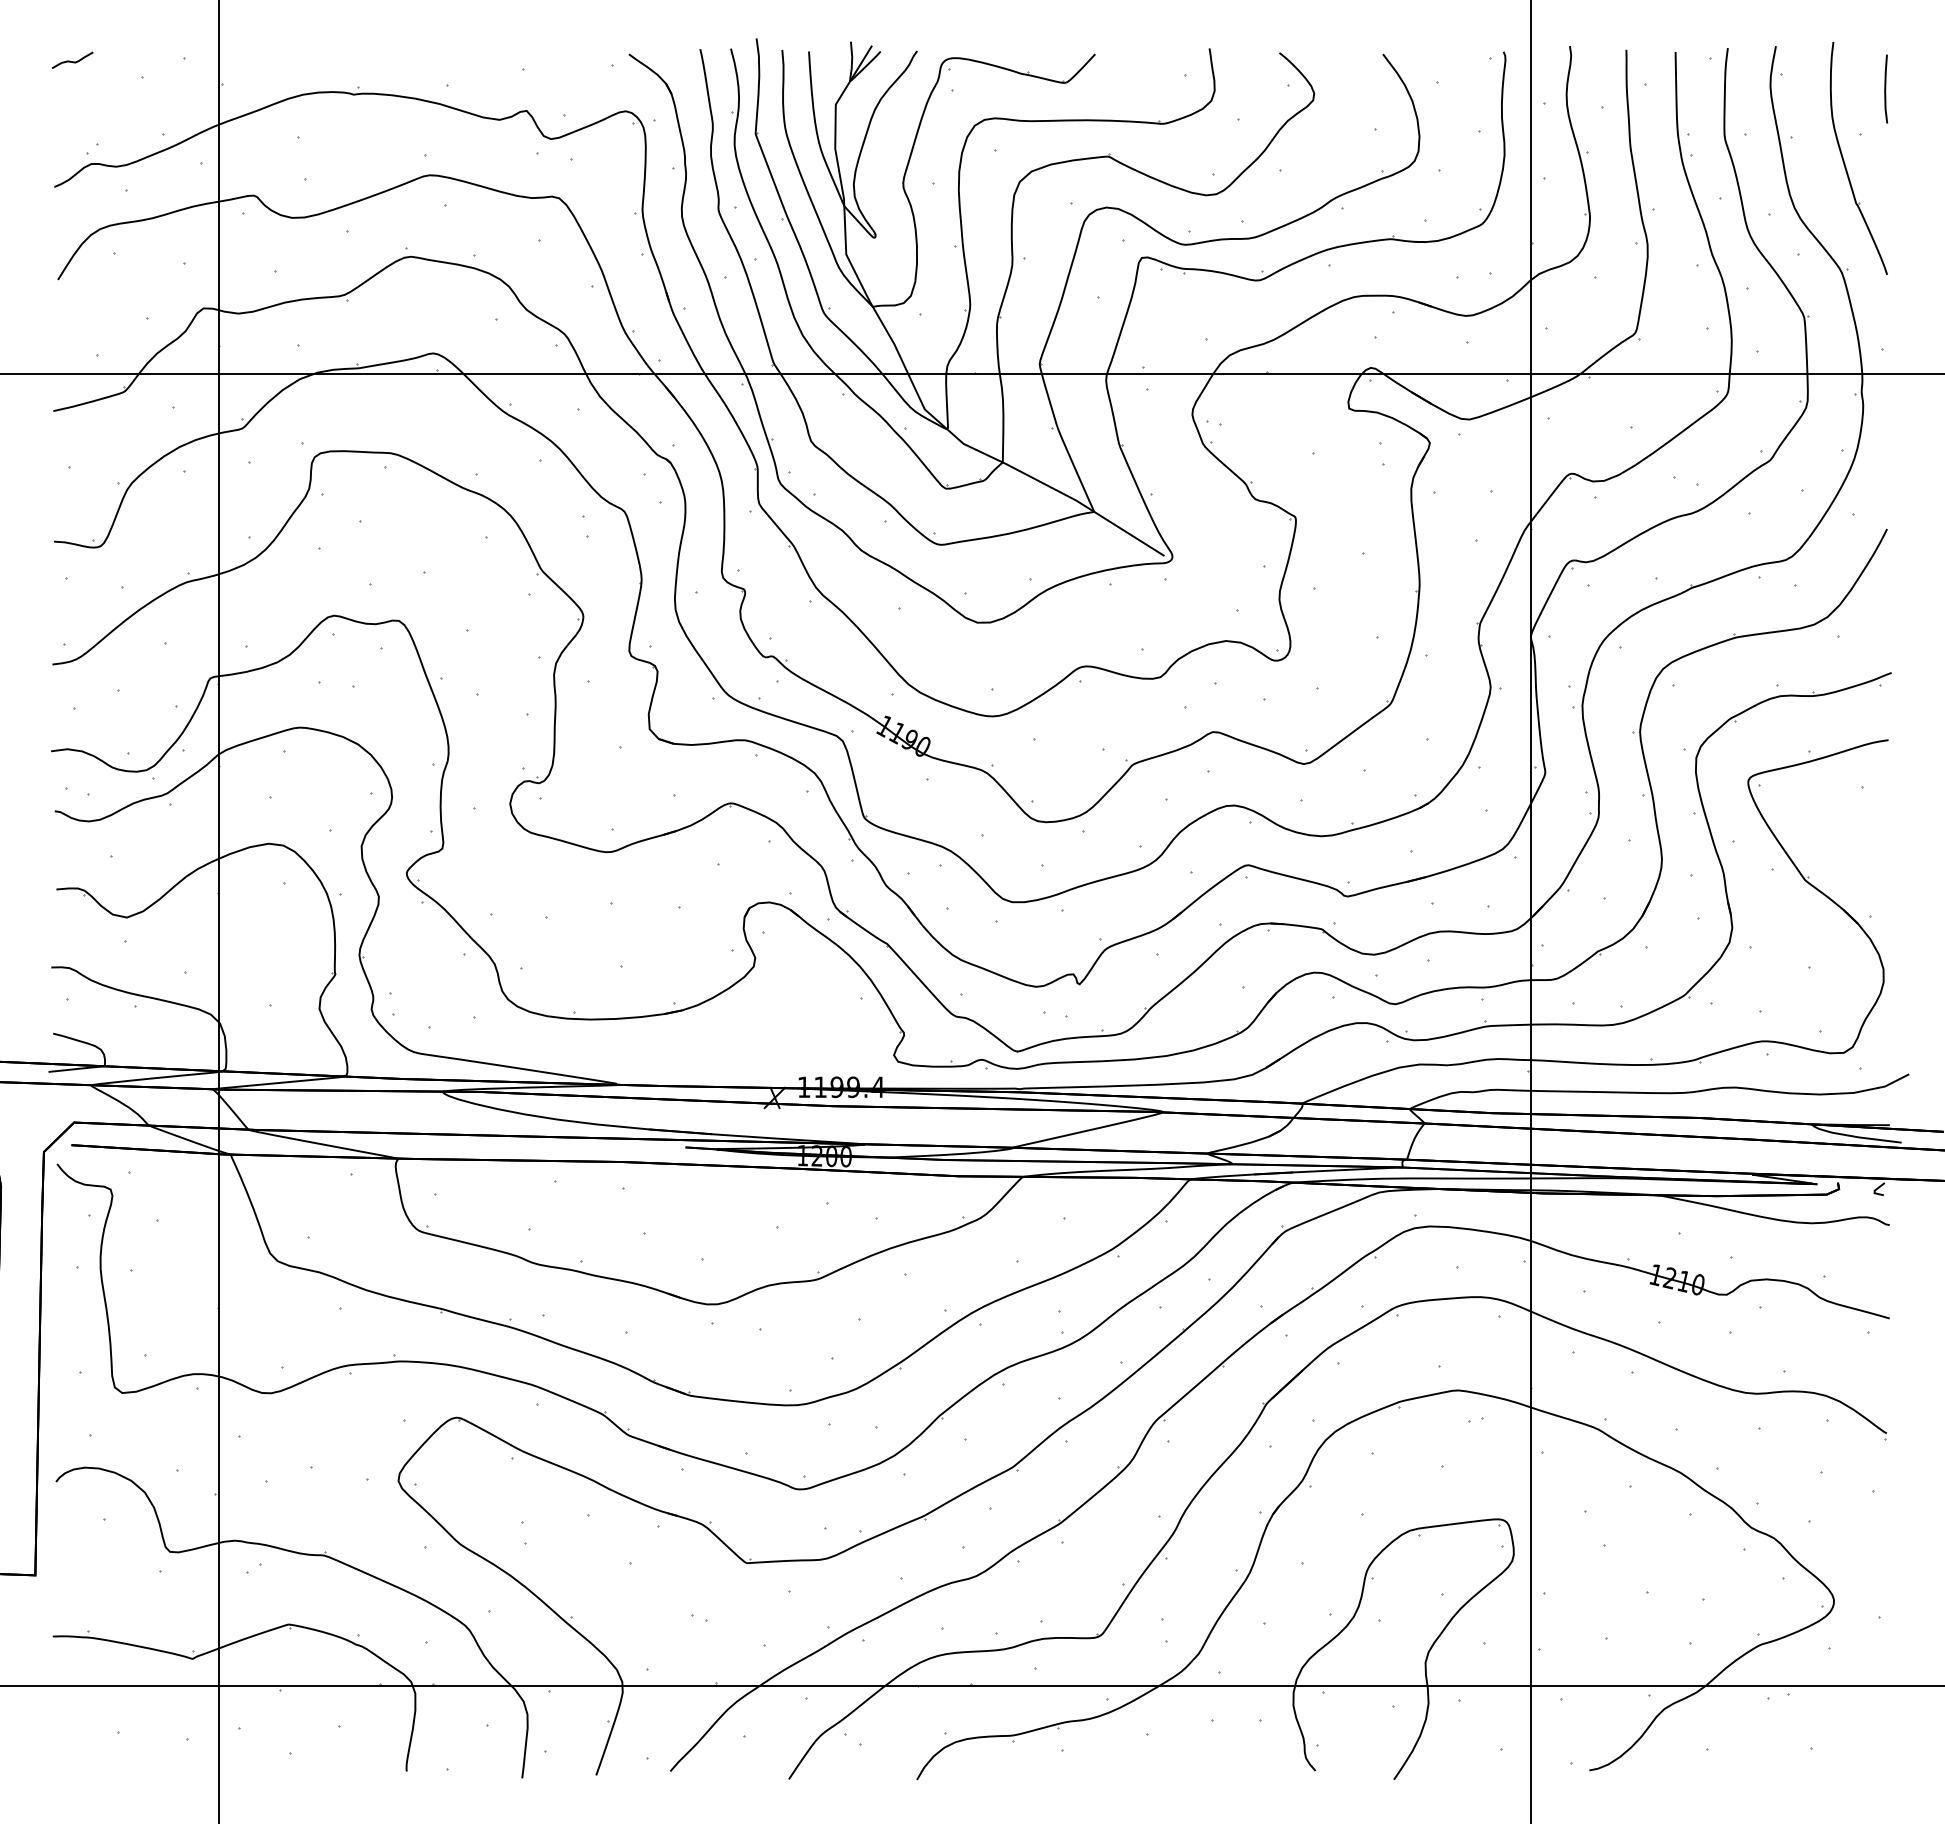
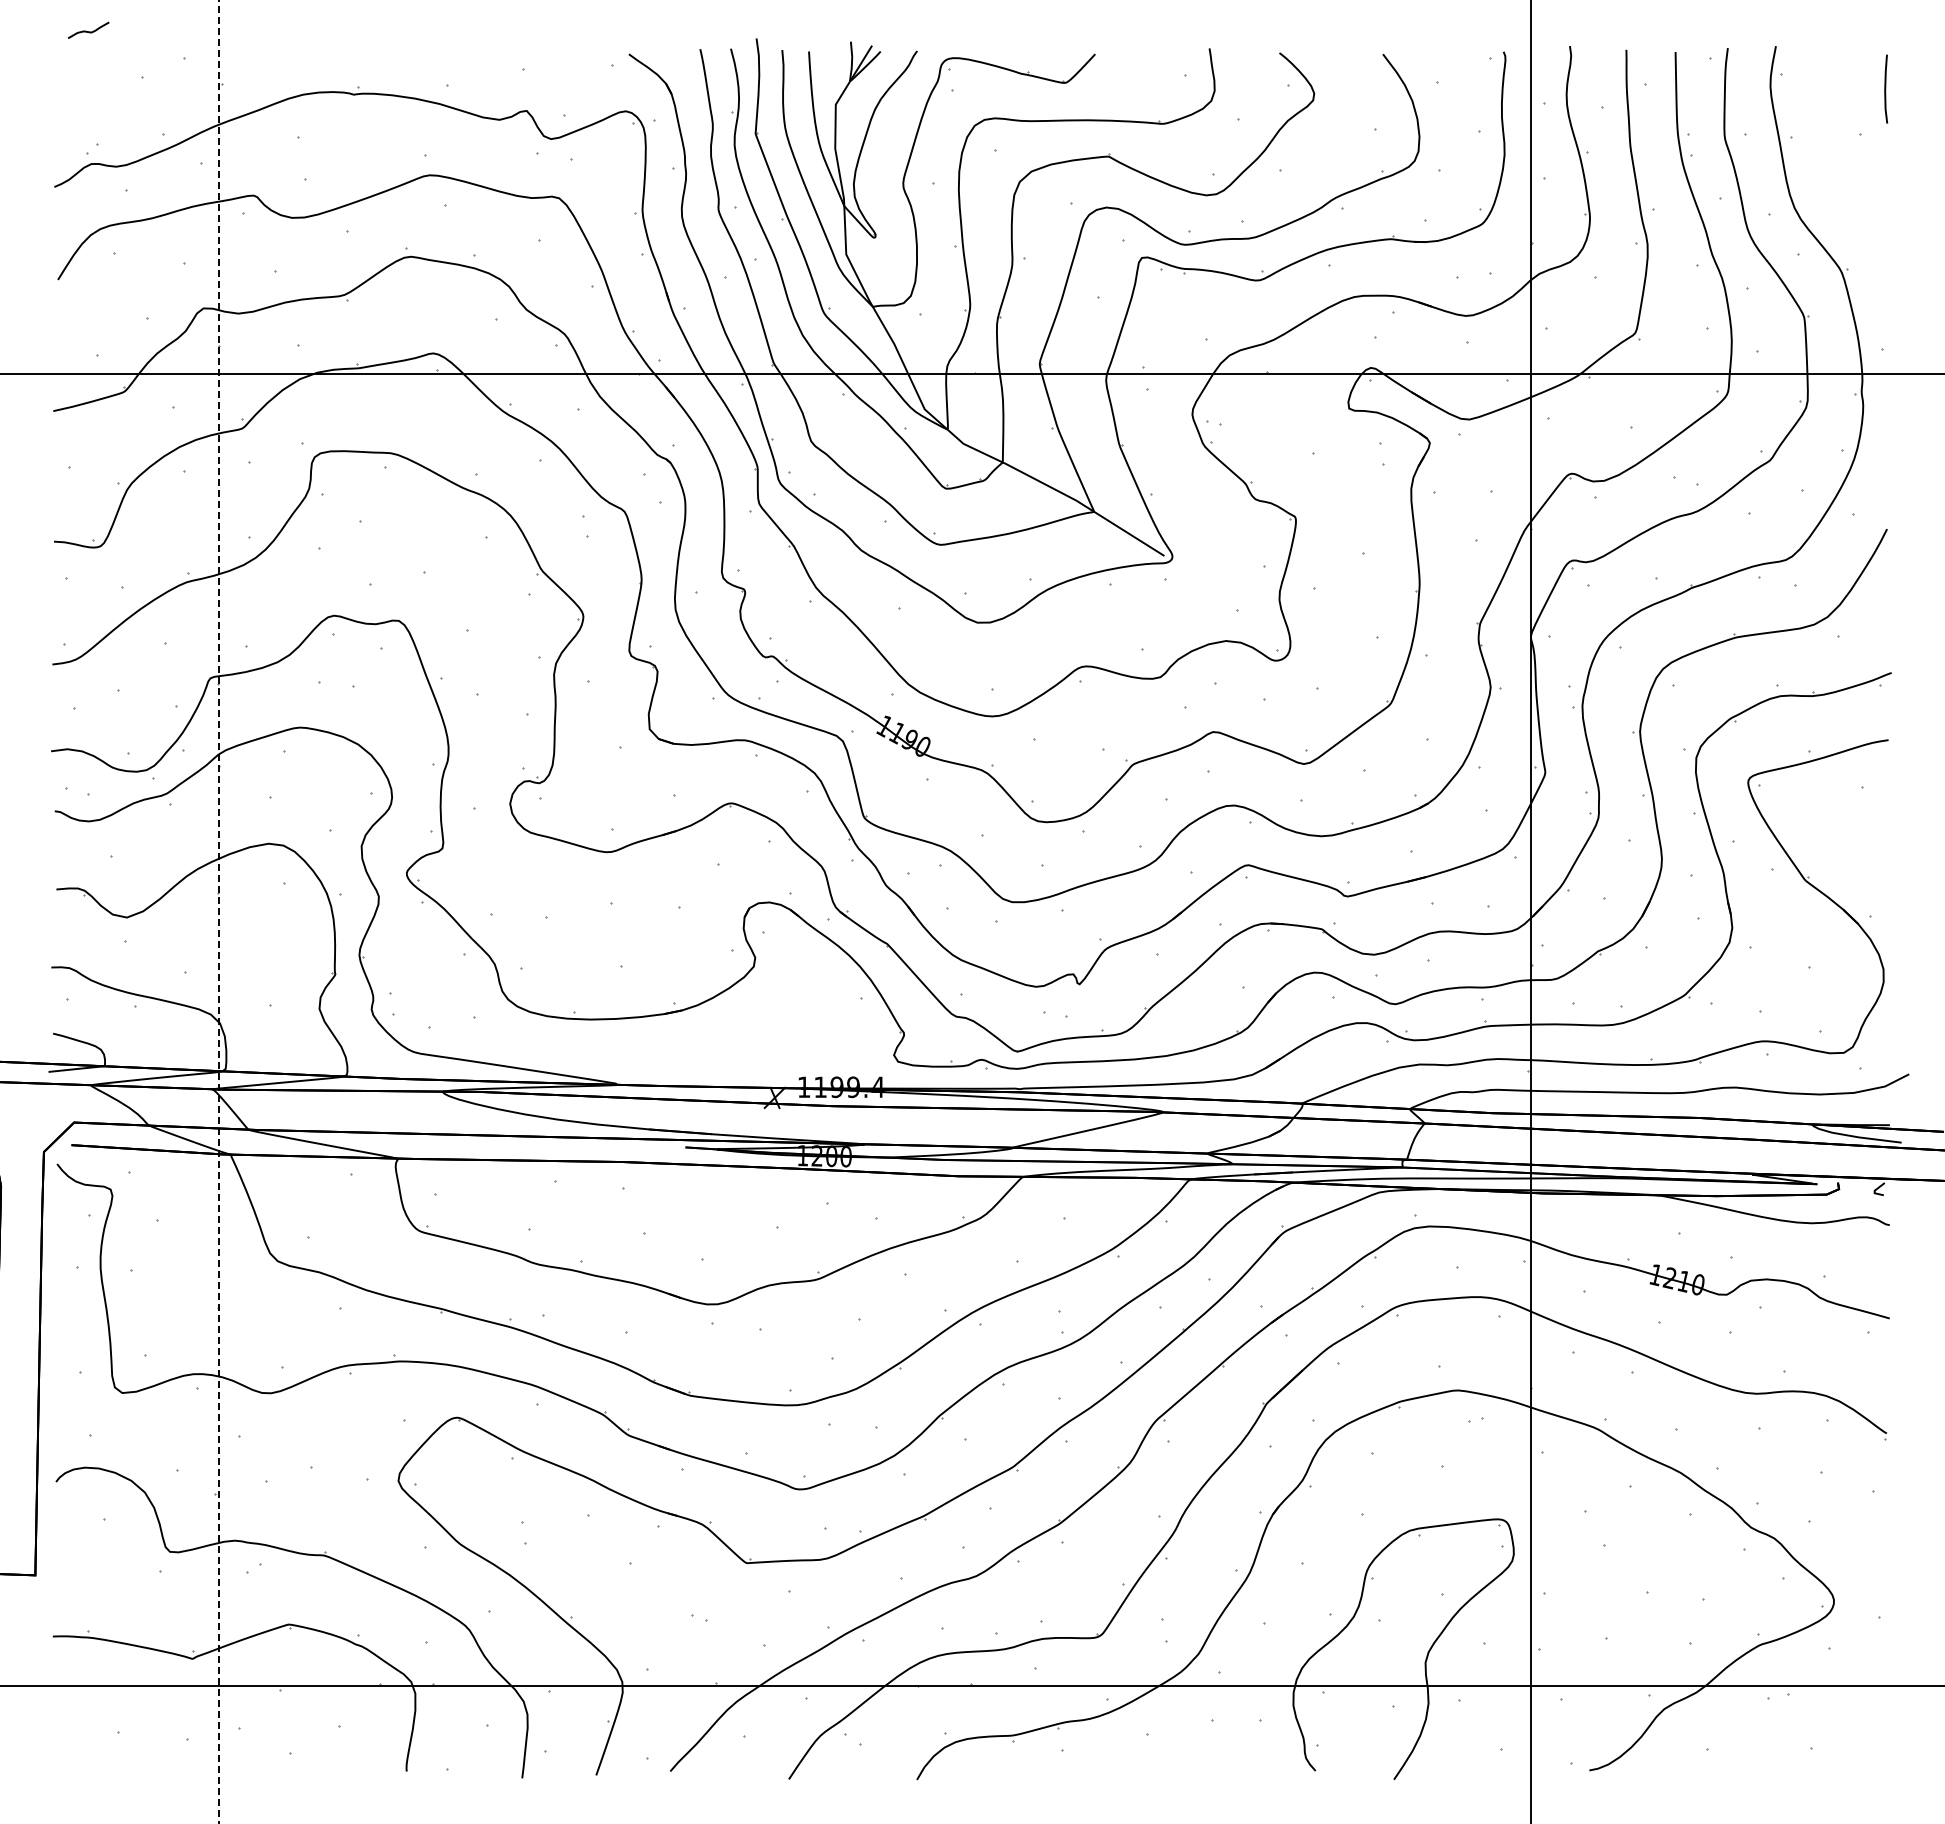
curve position: (72, 61) -> (88, 31) (88, 31)
part: present -> none (1845, 163)
line: solid -> dashed (219, 912)
